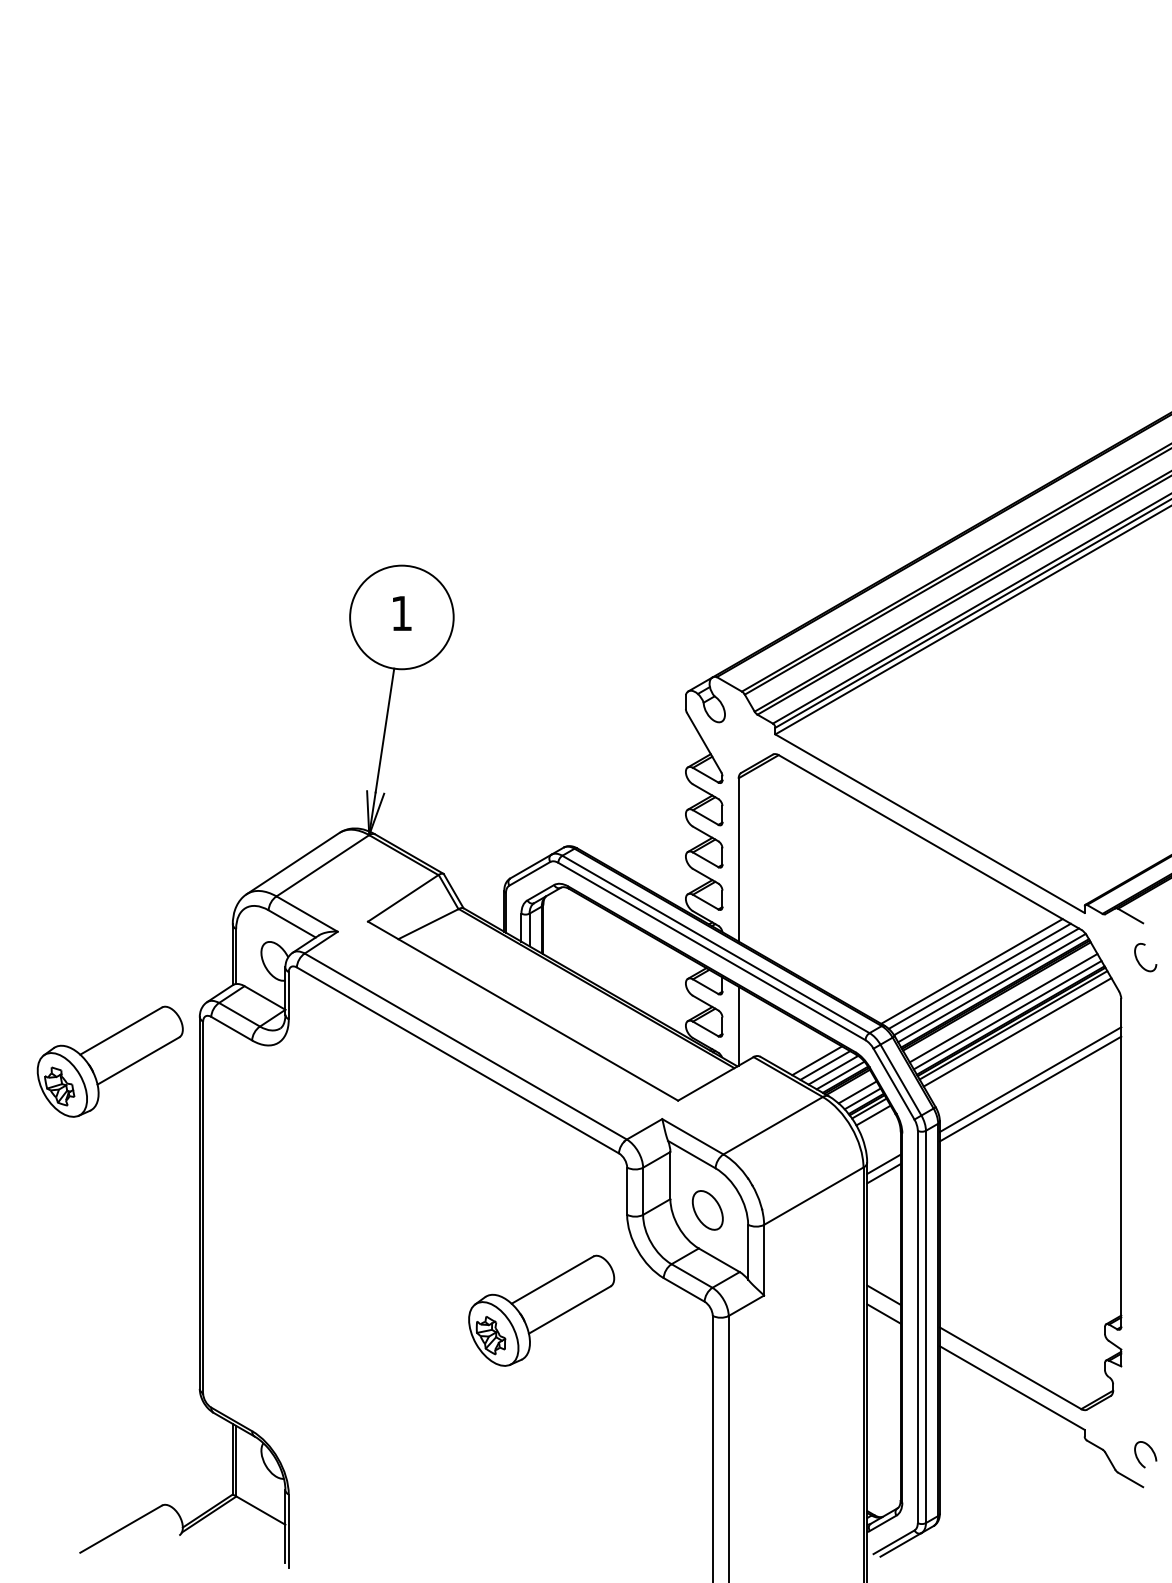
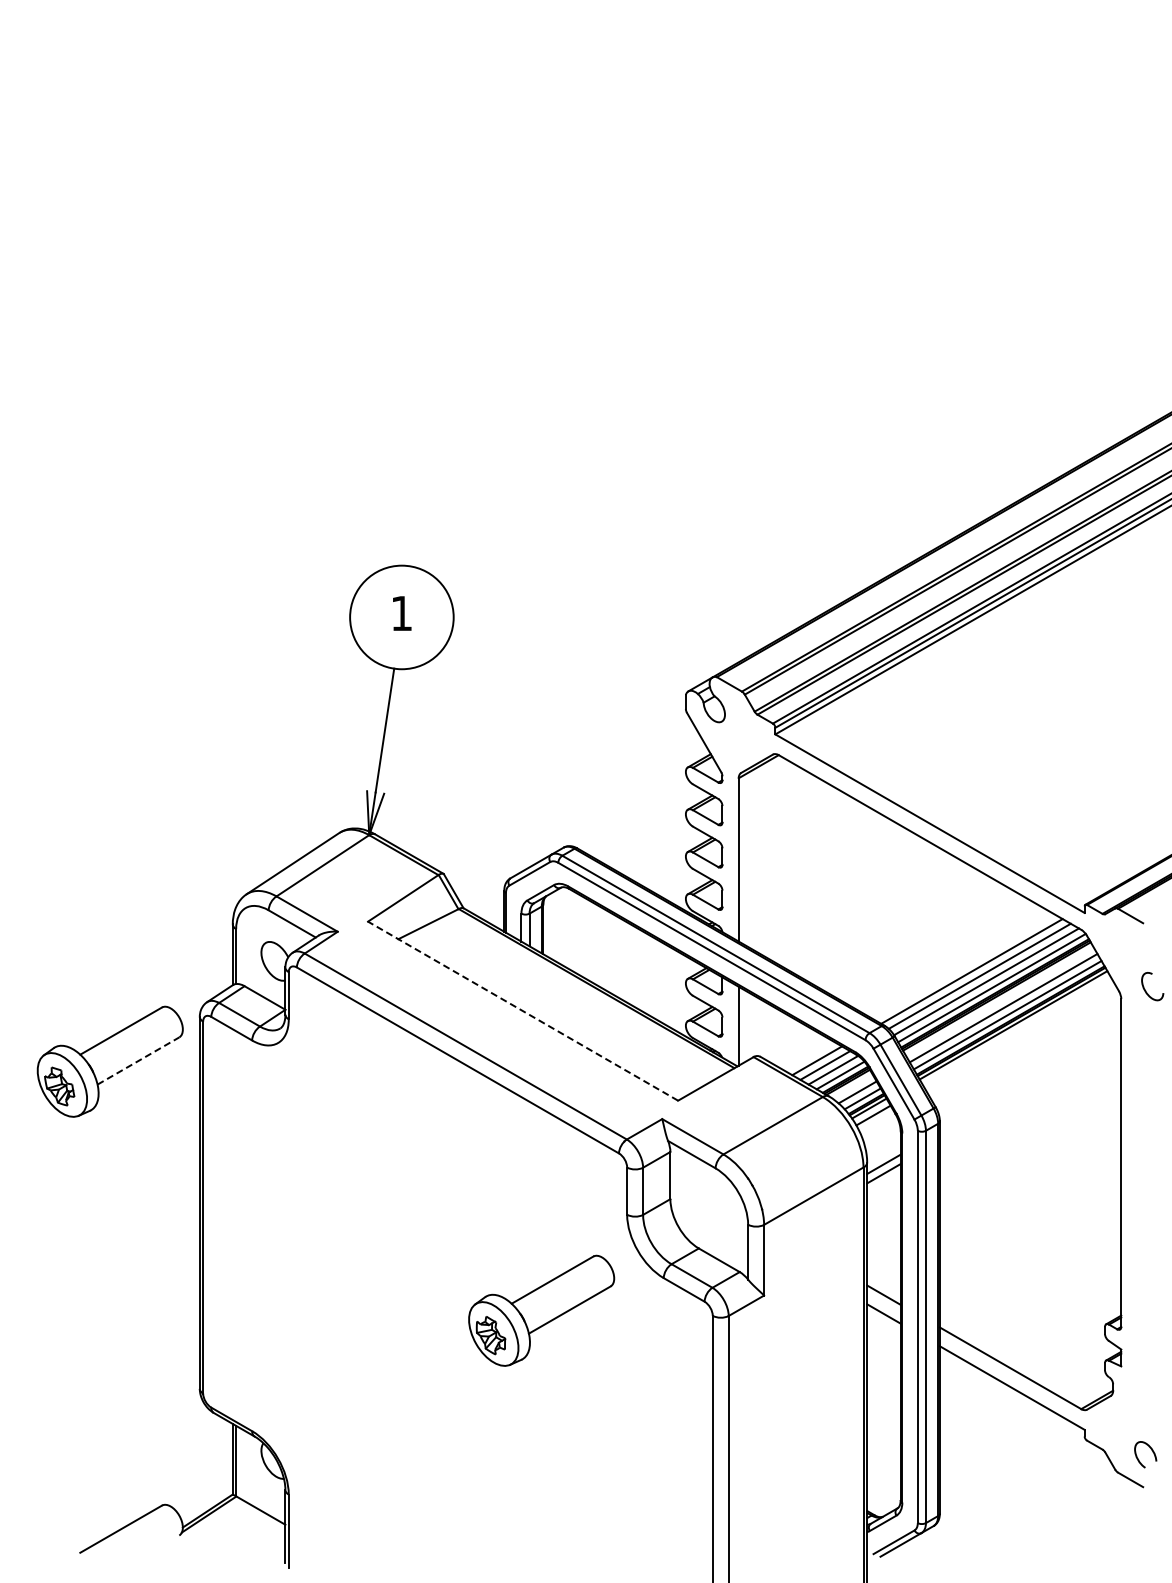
curve position: (1139, 961) -> (1146, 990) (1146, 990)
line: solid -> dashed (522, 1010)
line: present -> none (1017, 1032)
line: solid -> dashed (138, 1060)
line: present -> none (1030, 1079)
line: present -> none (1030, 1088)
part: present -> none (707, 1210)
